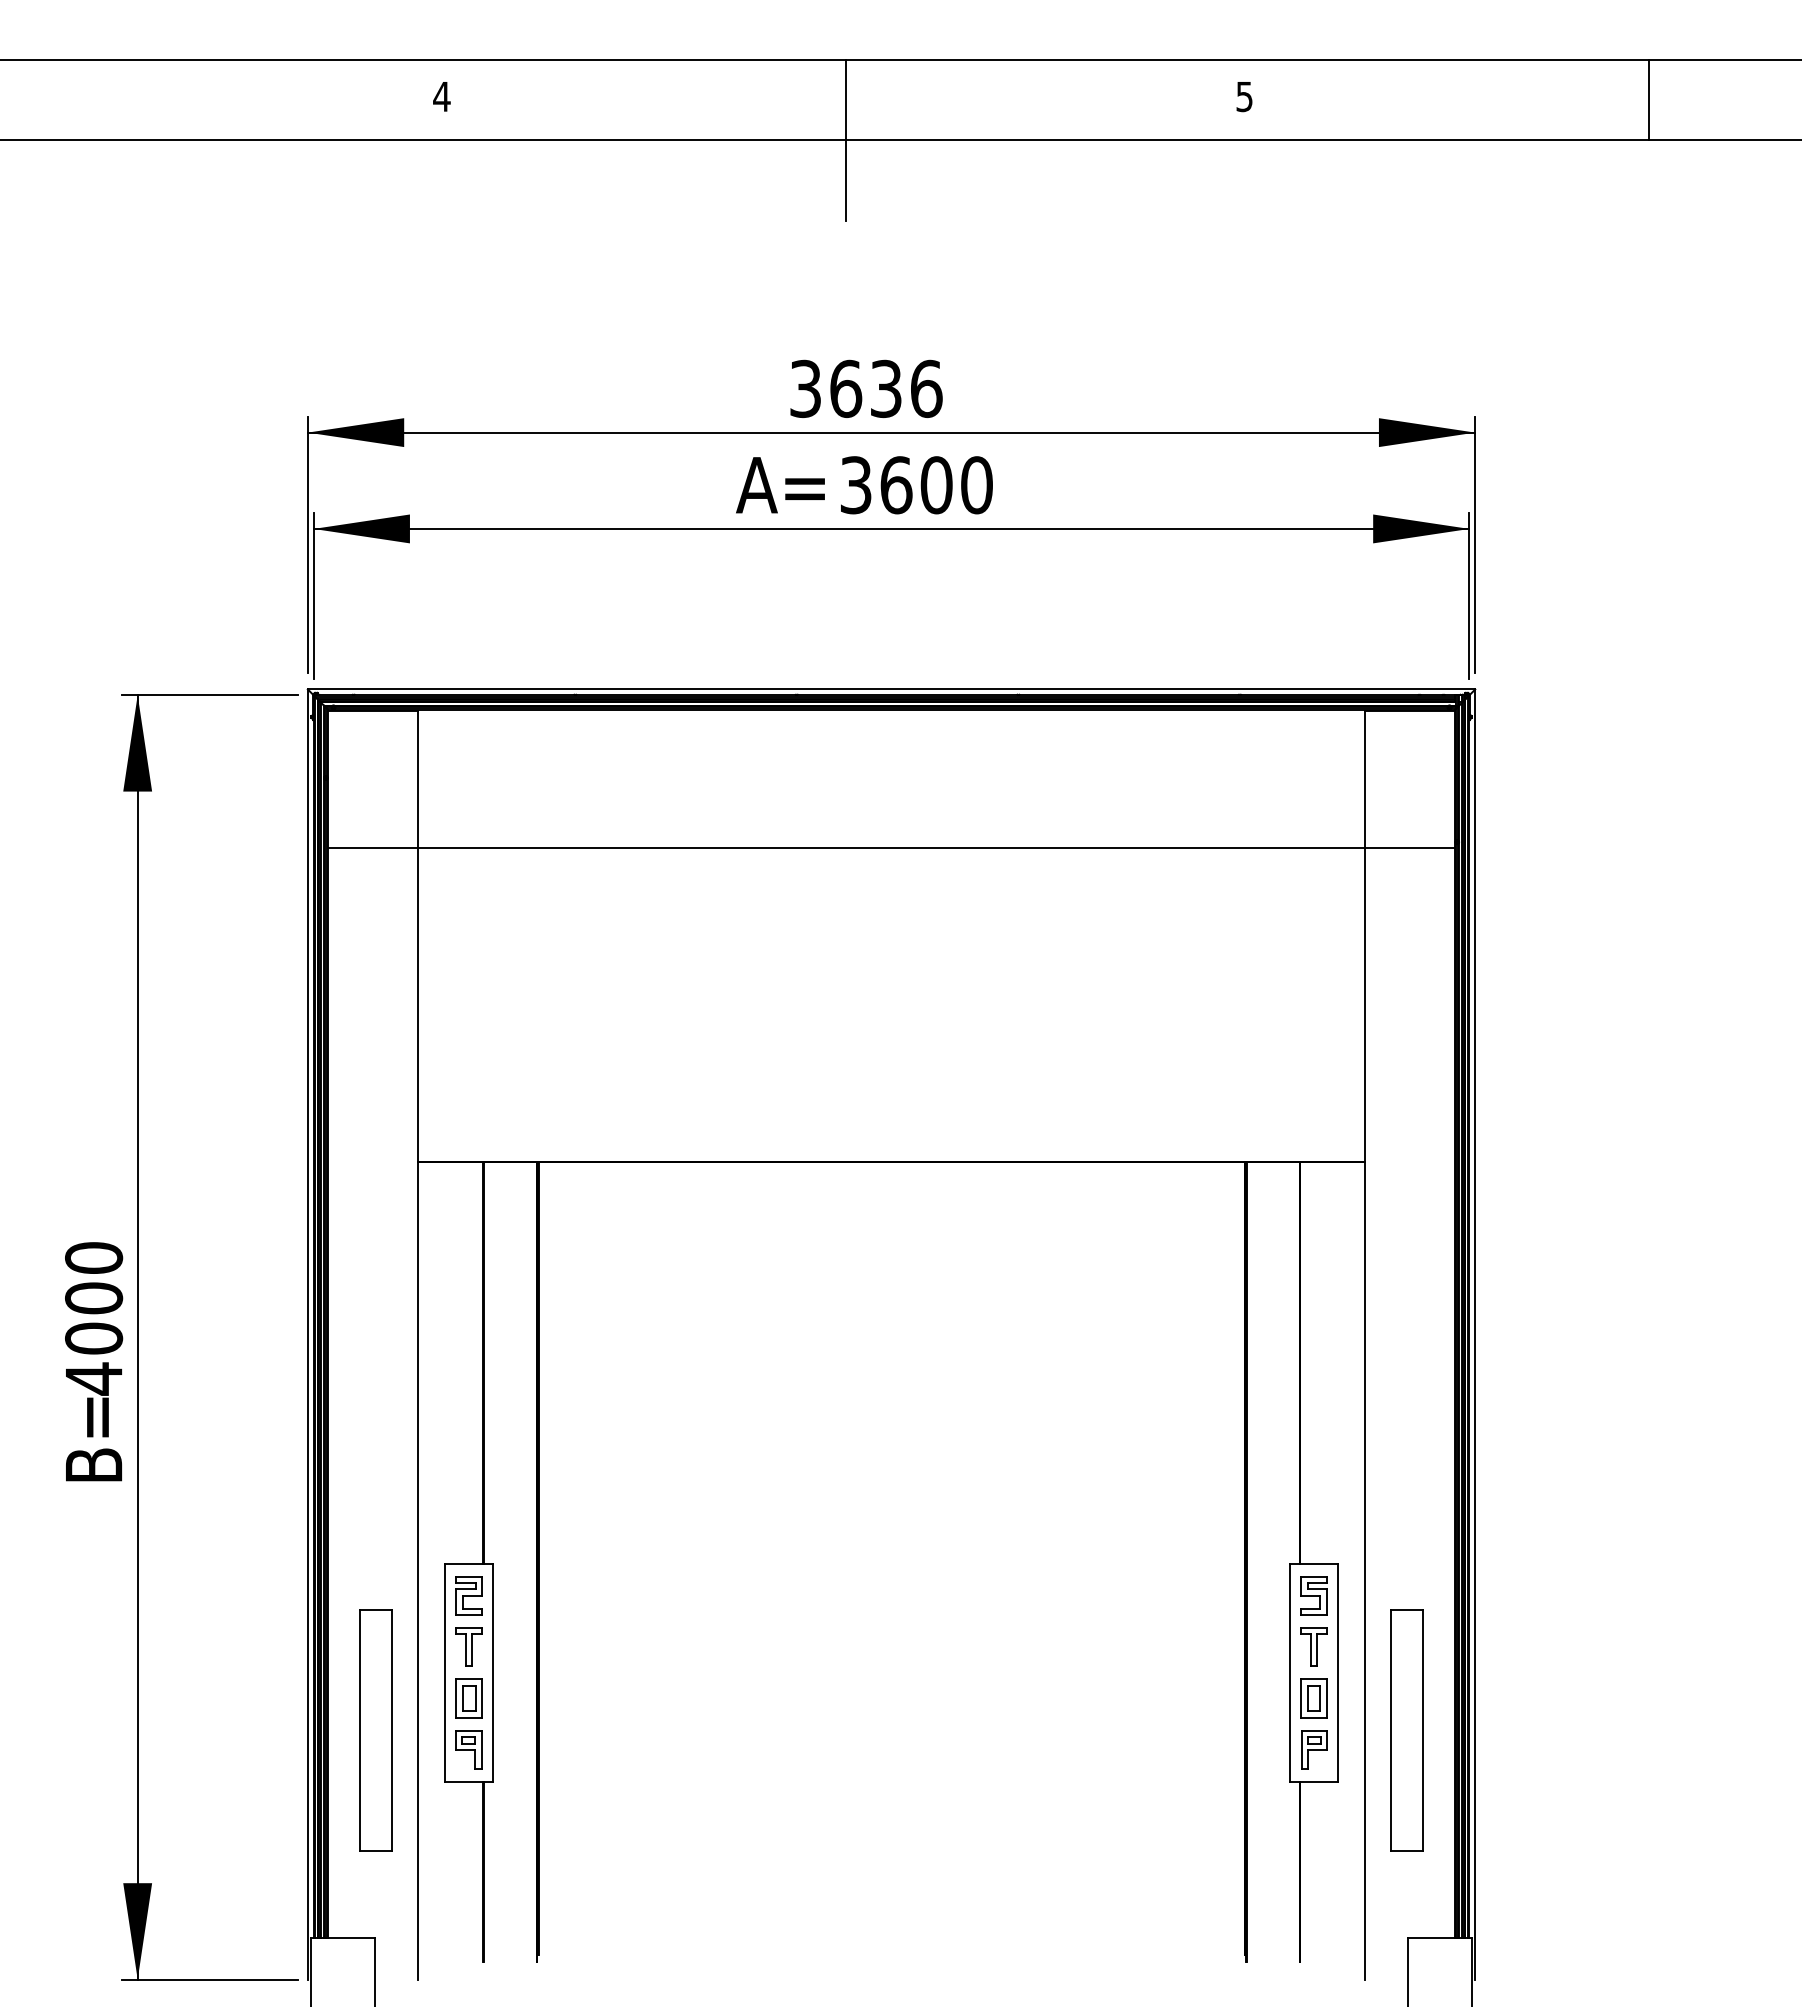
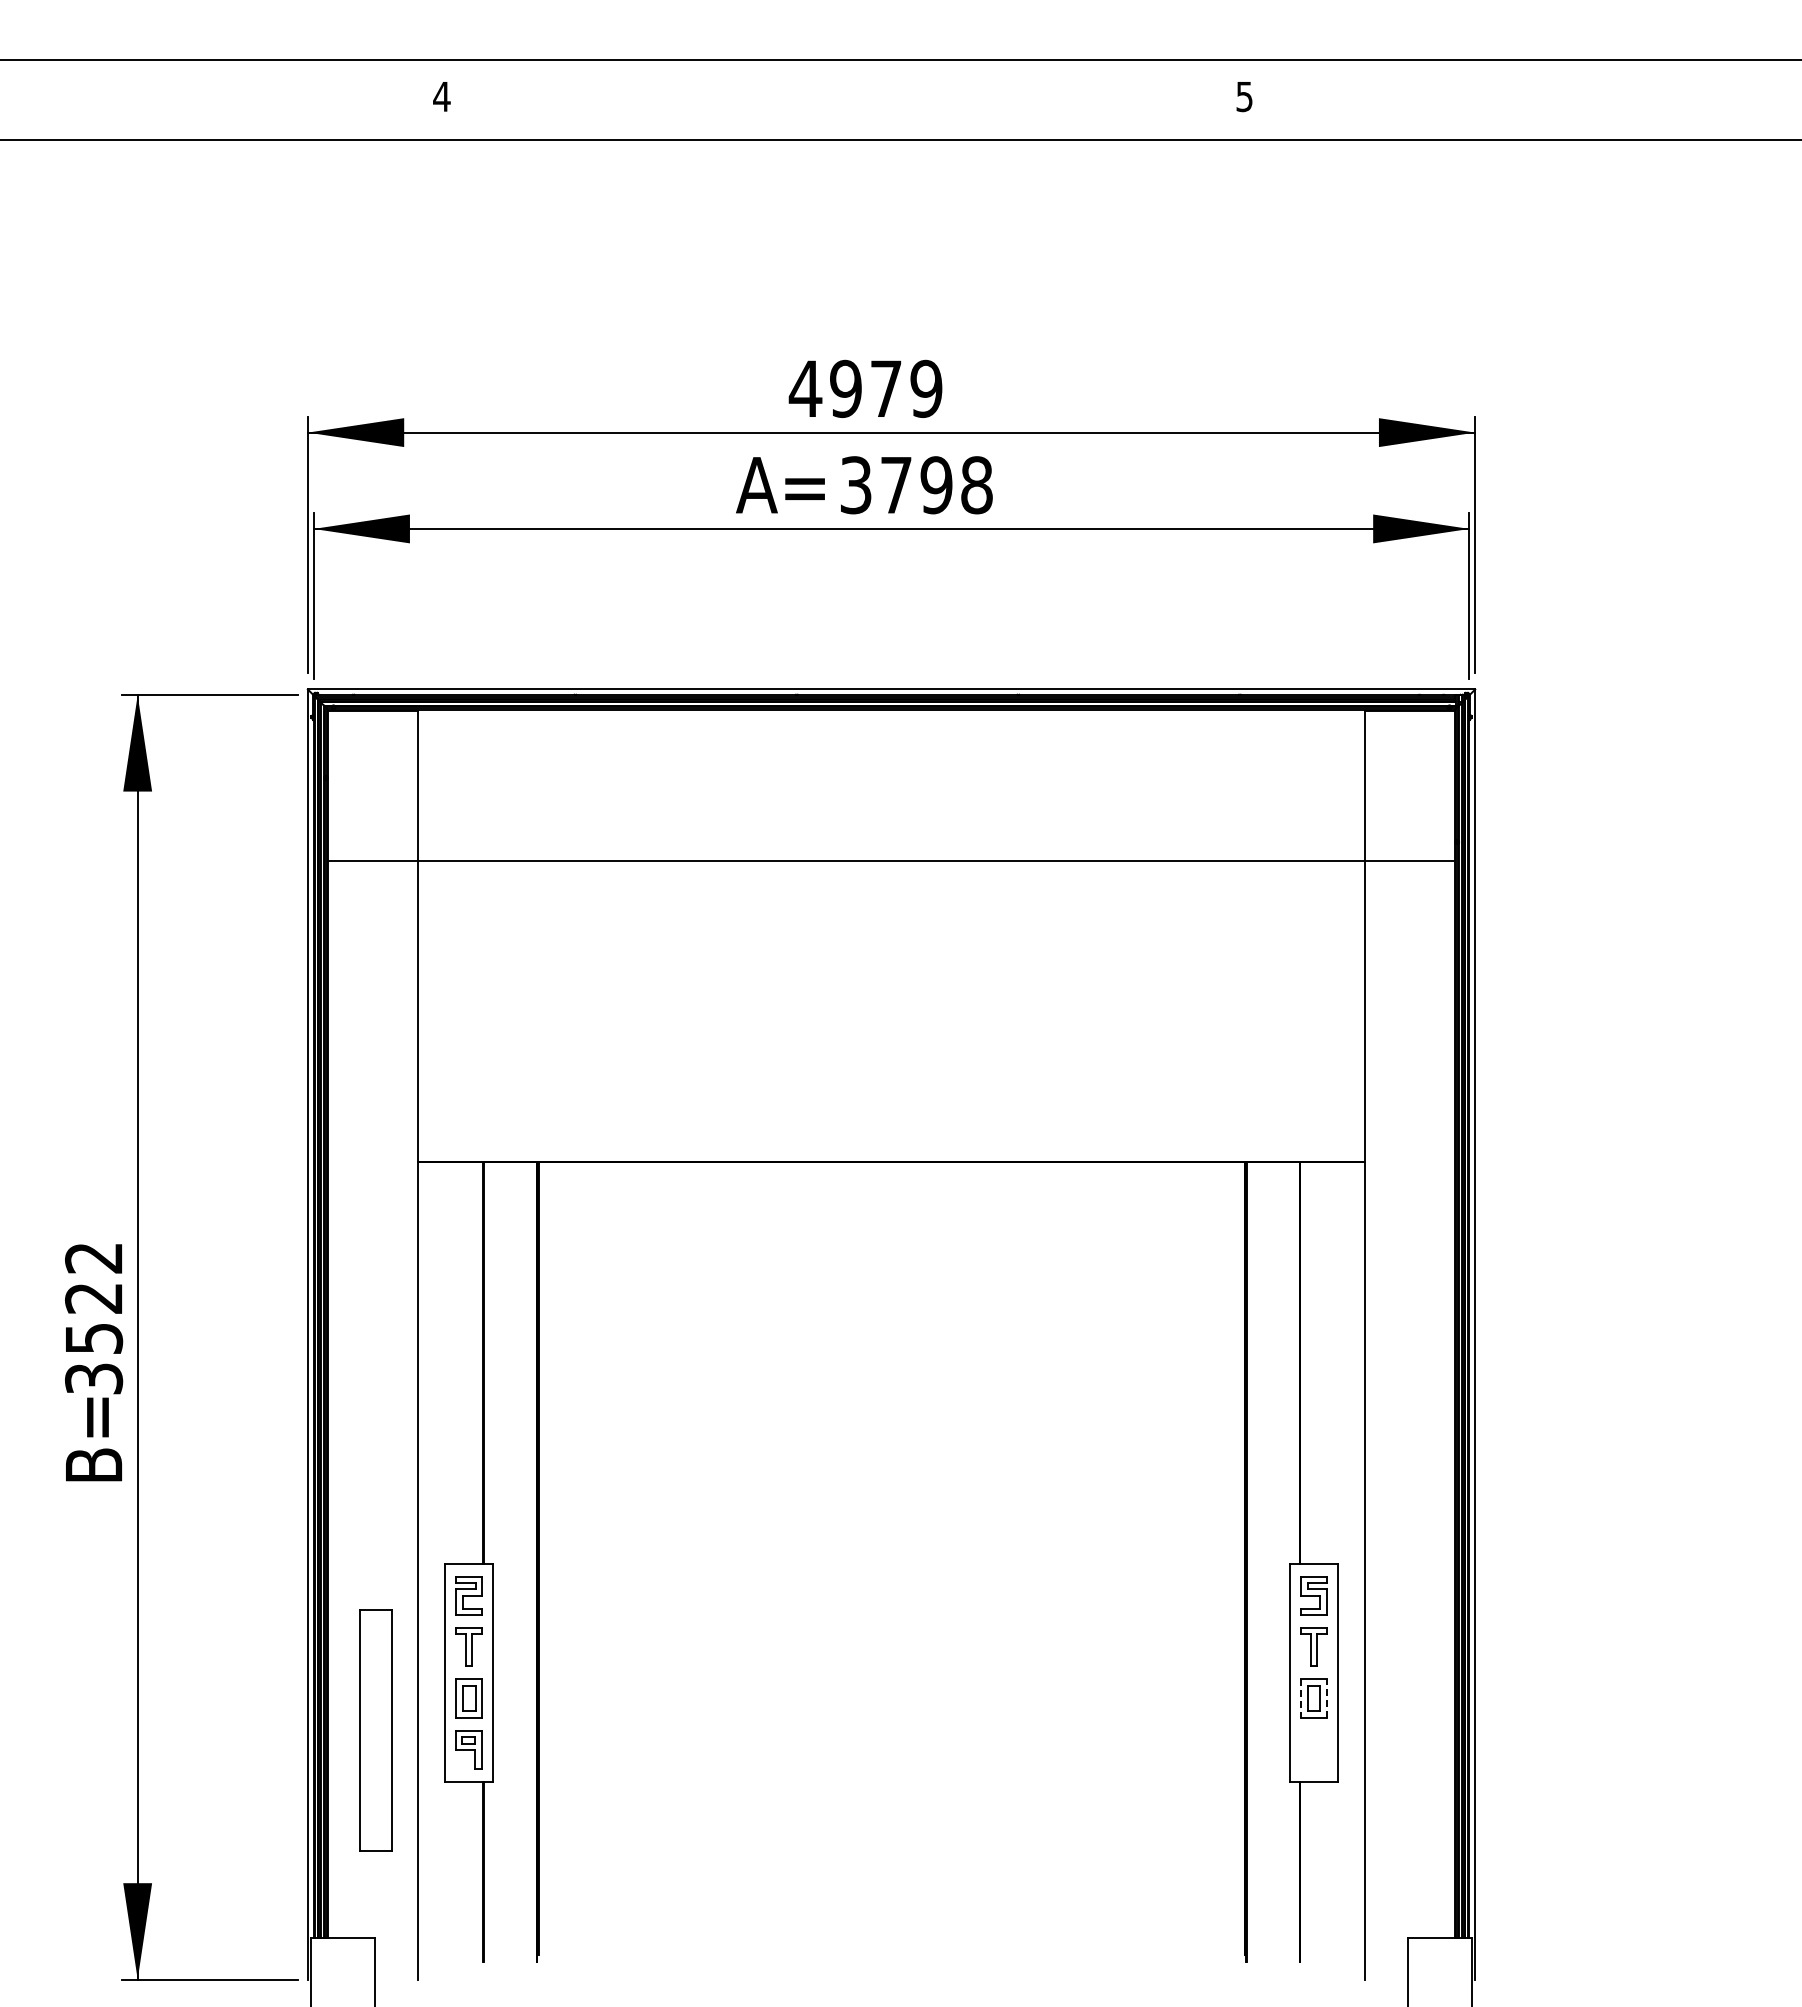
line: present -> none (1648, 100)
line: present -> none (846, 140)
text: 3636 -> 4979 (865, 388)
text: 3600 -> 3798 (936, 485)
line position: (891, 847) -> (891, 860) (891, 860)
text: 4000 -> 3522 (94, 1318)
line: solid -> dashed (1326, 1698)
line: solid -> dashed (1301, 1699)
part: present -> none (1406, 1730)
part: present -> none (1314, 1749)
